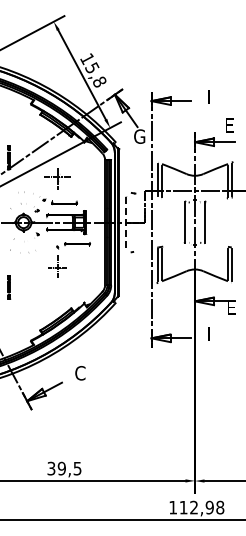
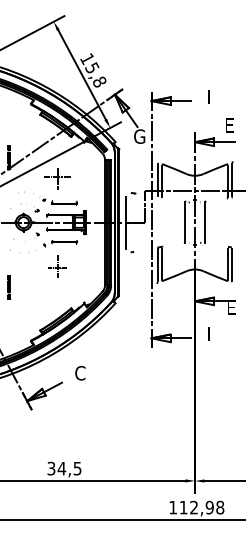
line: dashed -> solid (126, 223)
part position: (73, 245) -> (60, 243) (60, 243)
text: 39,5 -> 34,5 (61, 468)
